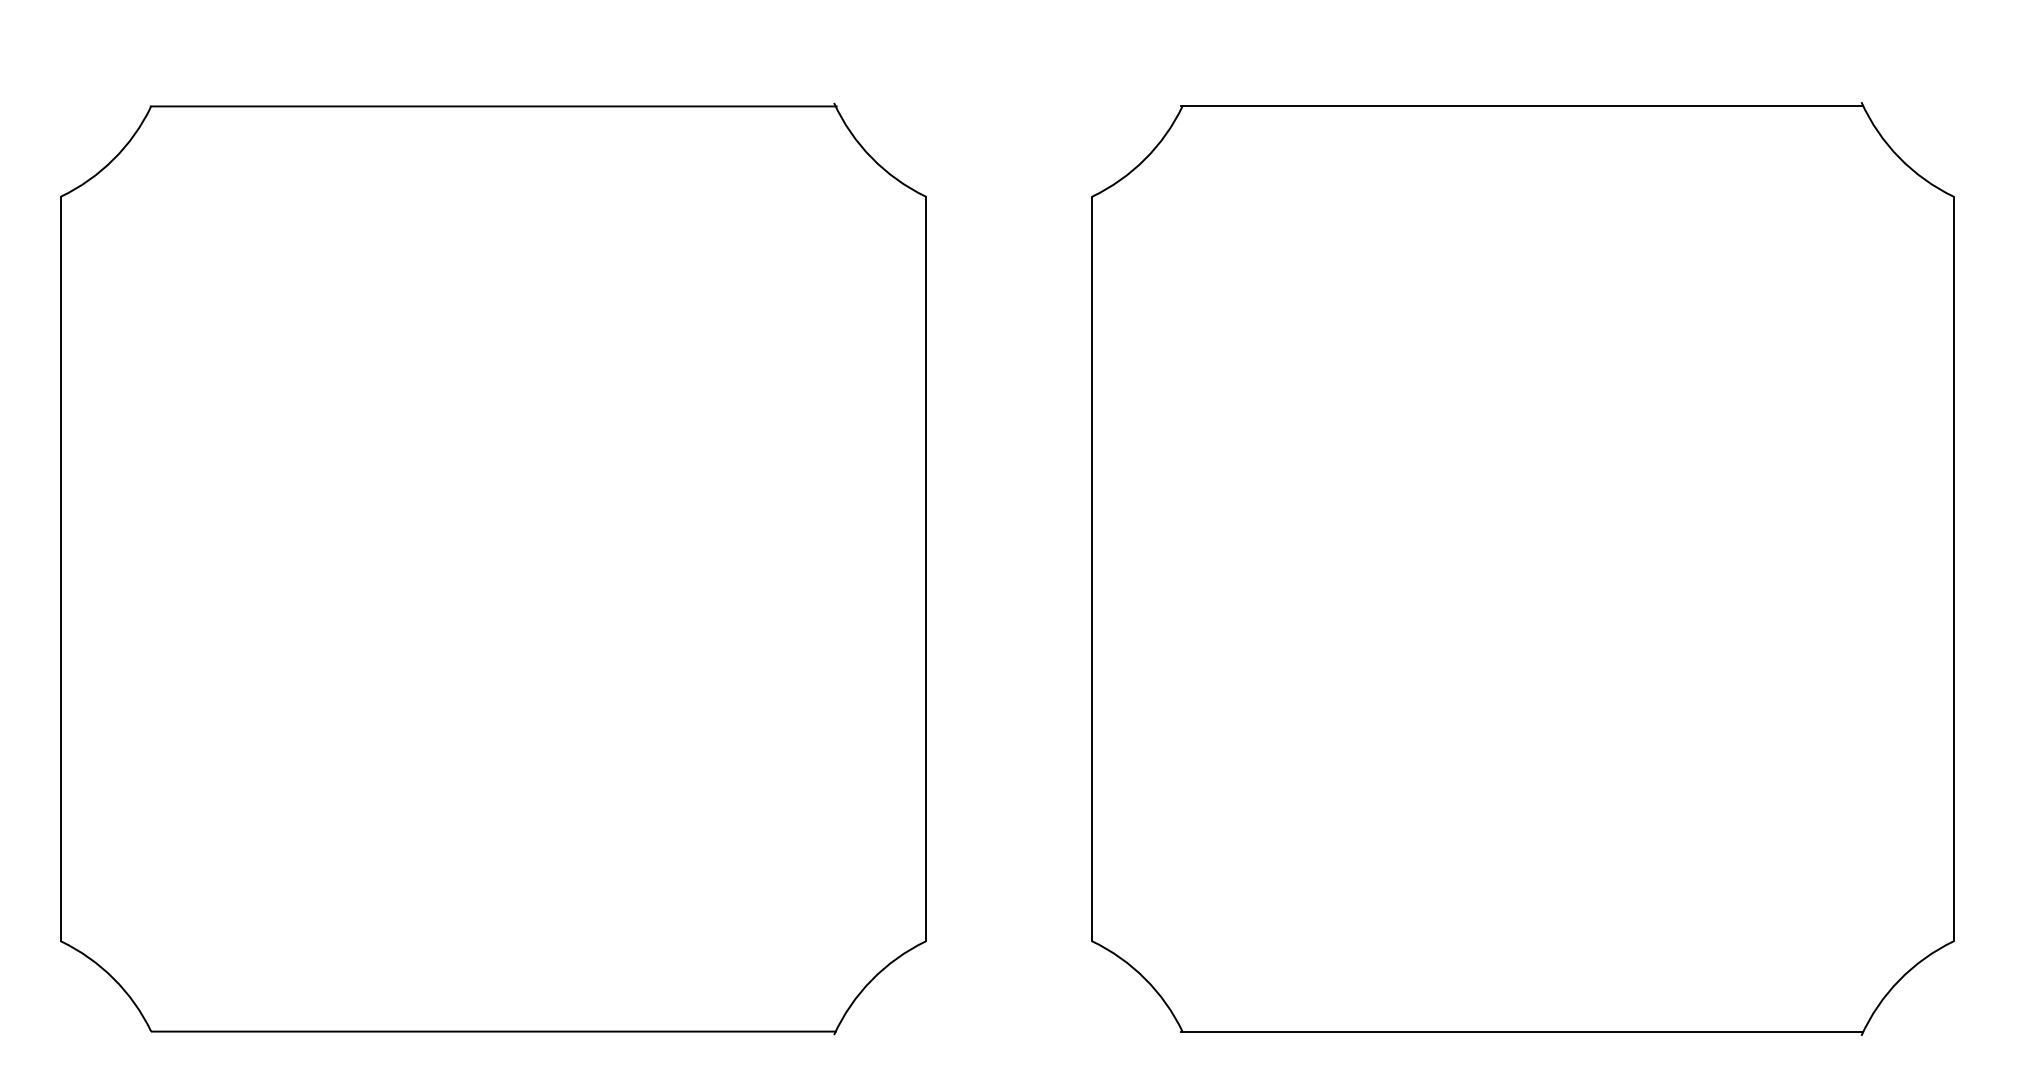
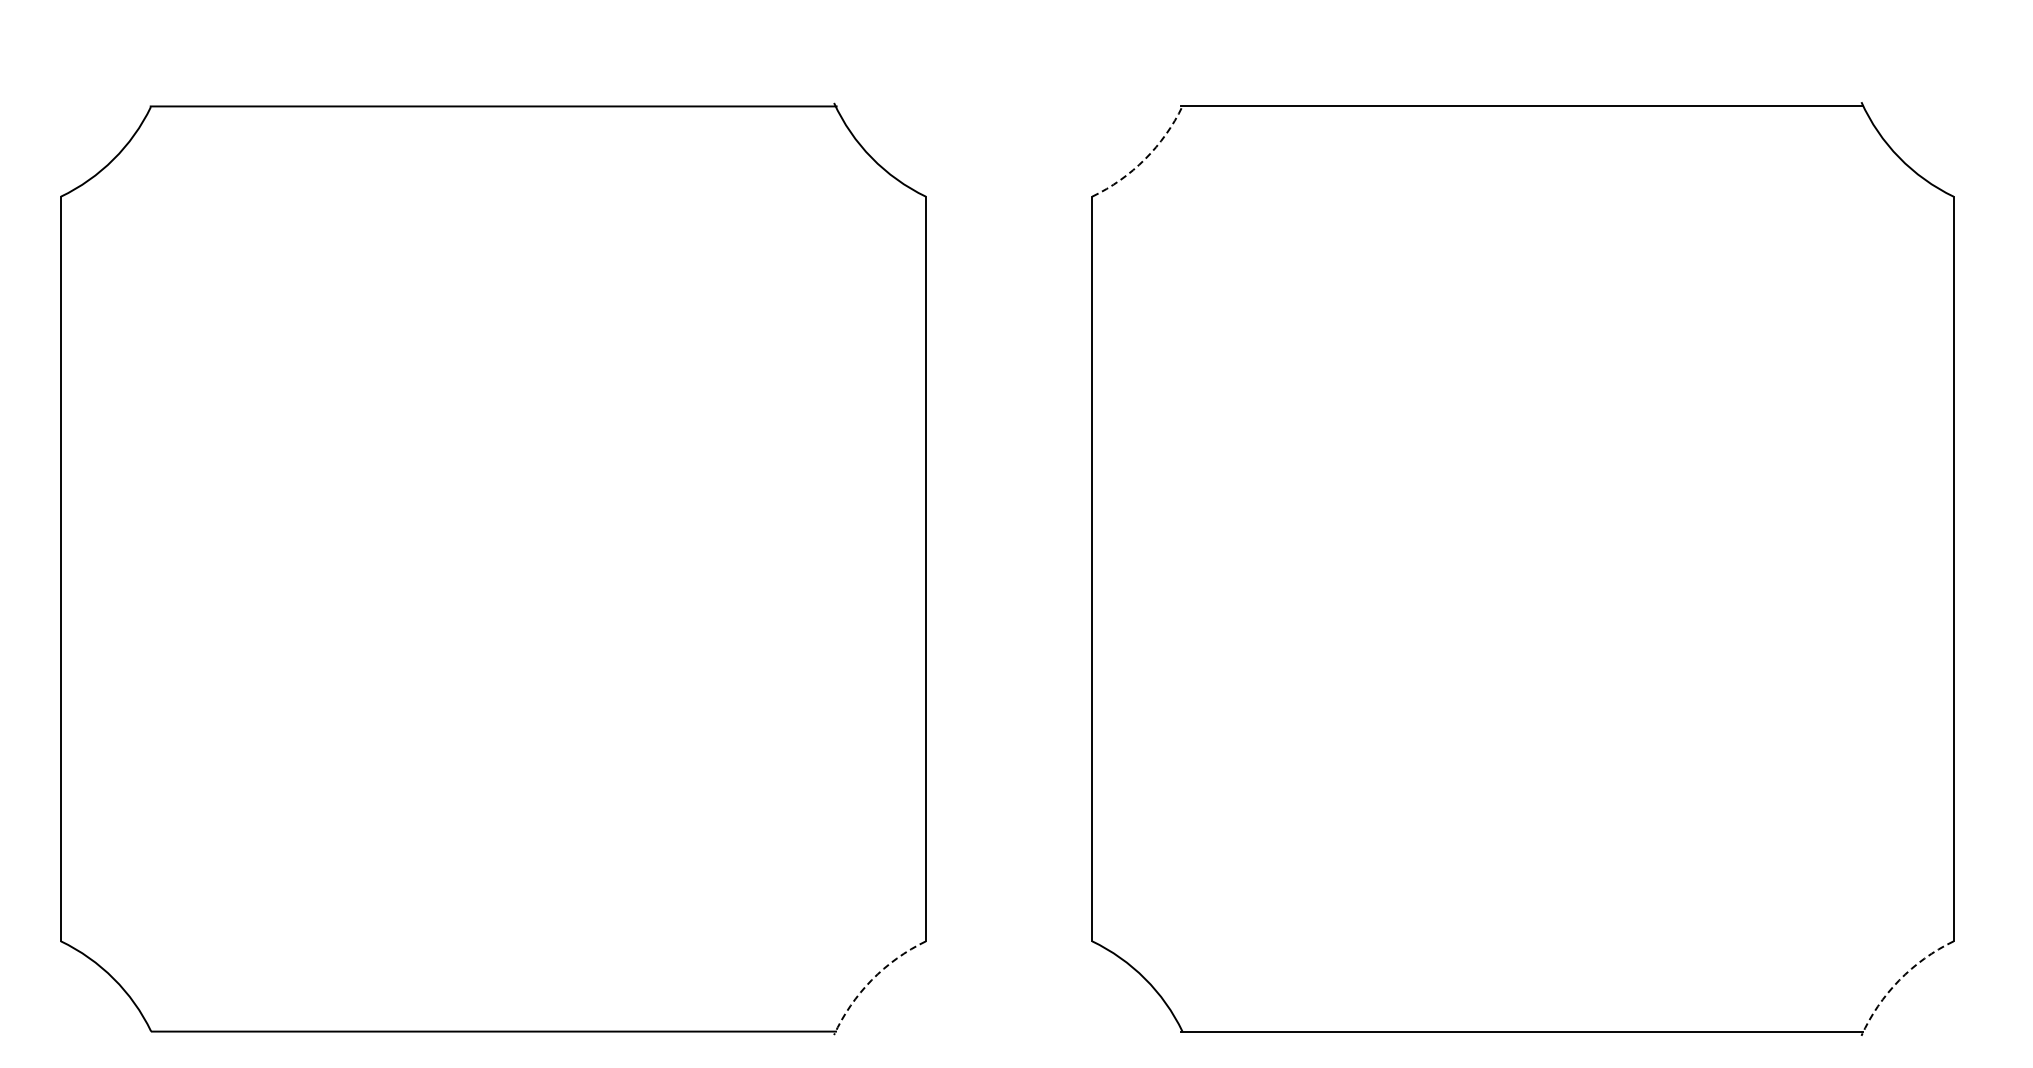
arc: solid -> dashed (1145, 159)
arc: solid -> dashed (871, 980)
arc: solid -> dashed (1899, 980)
